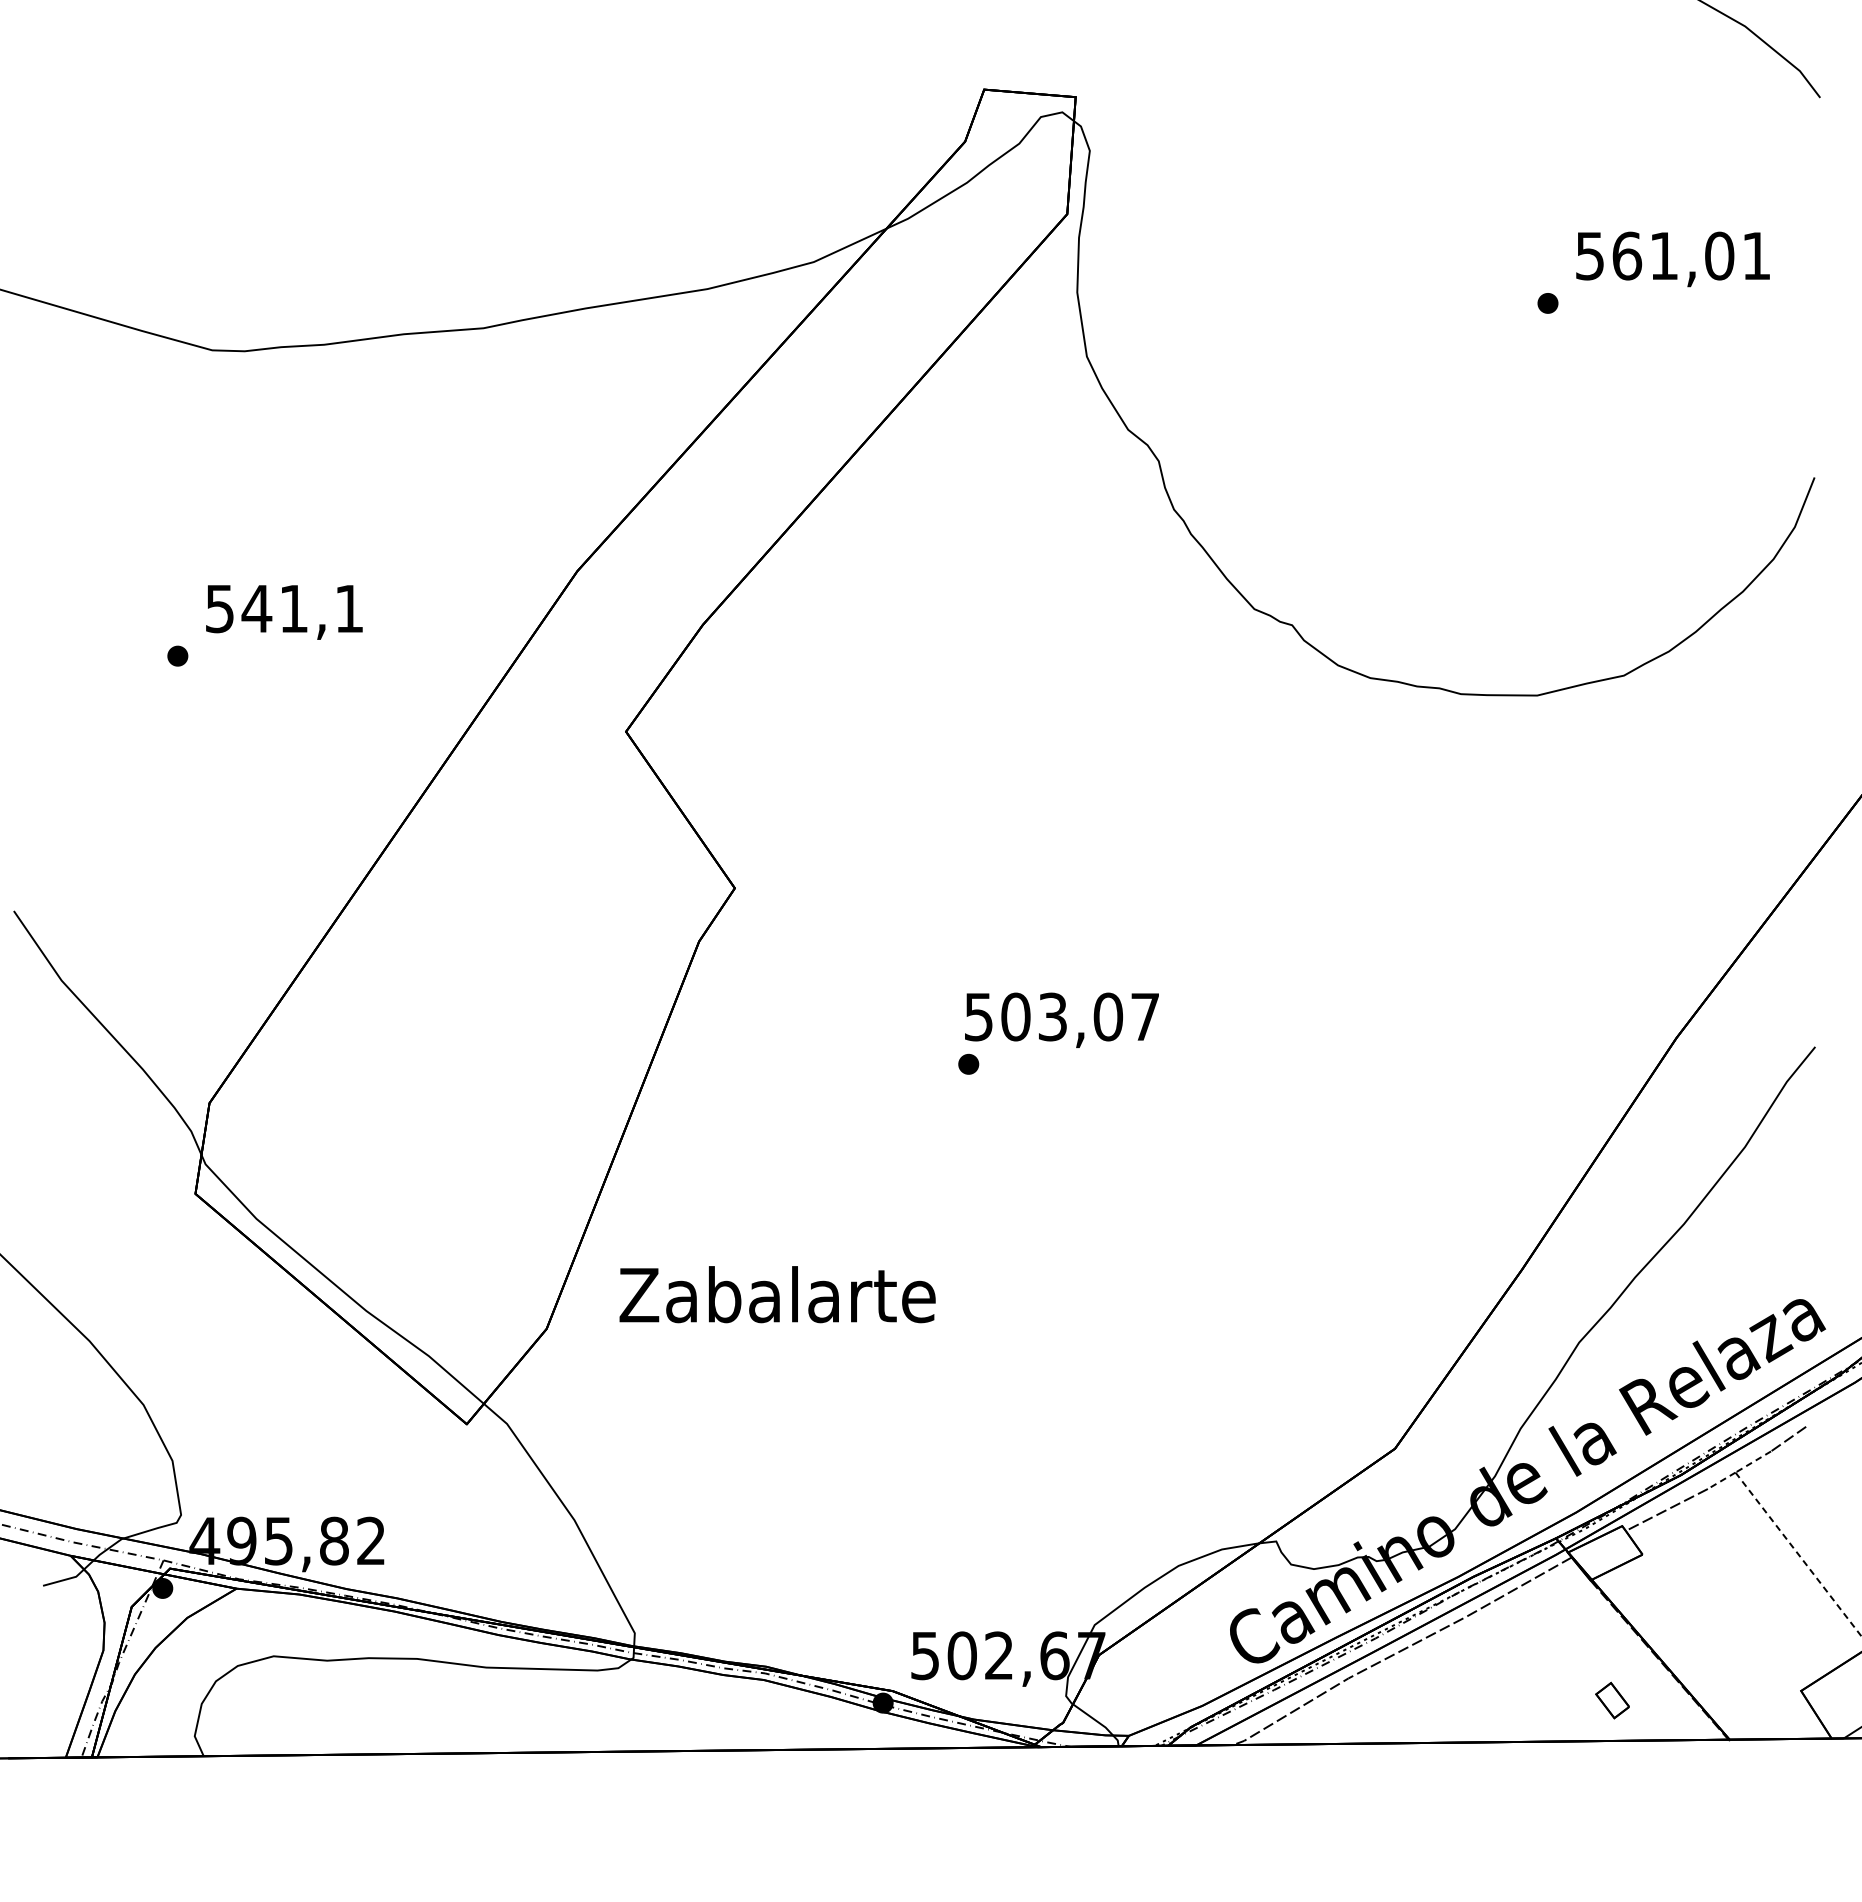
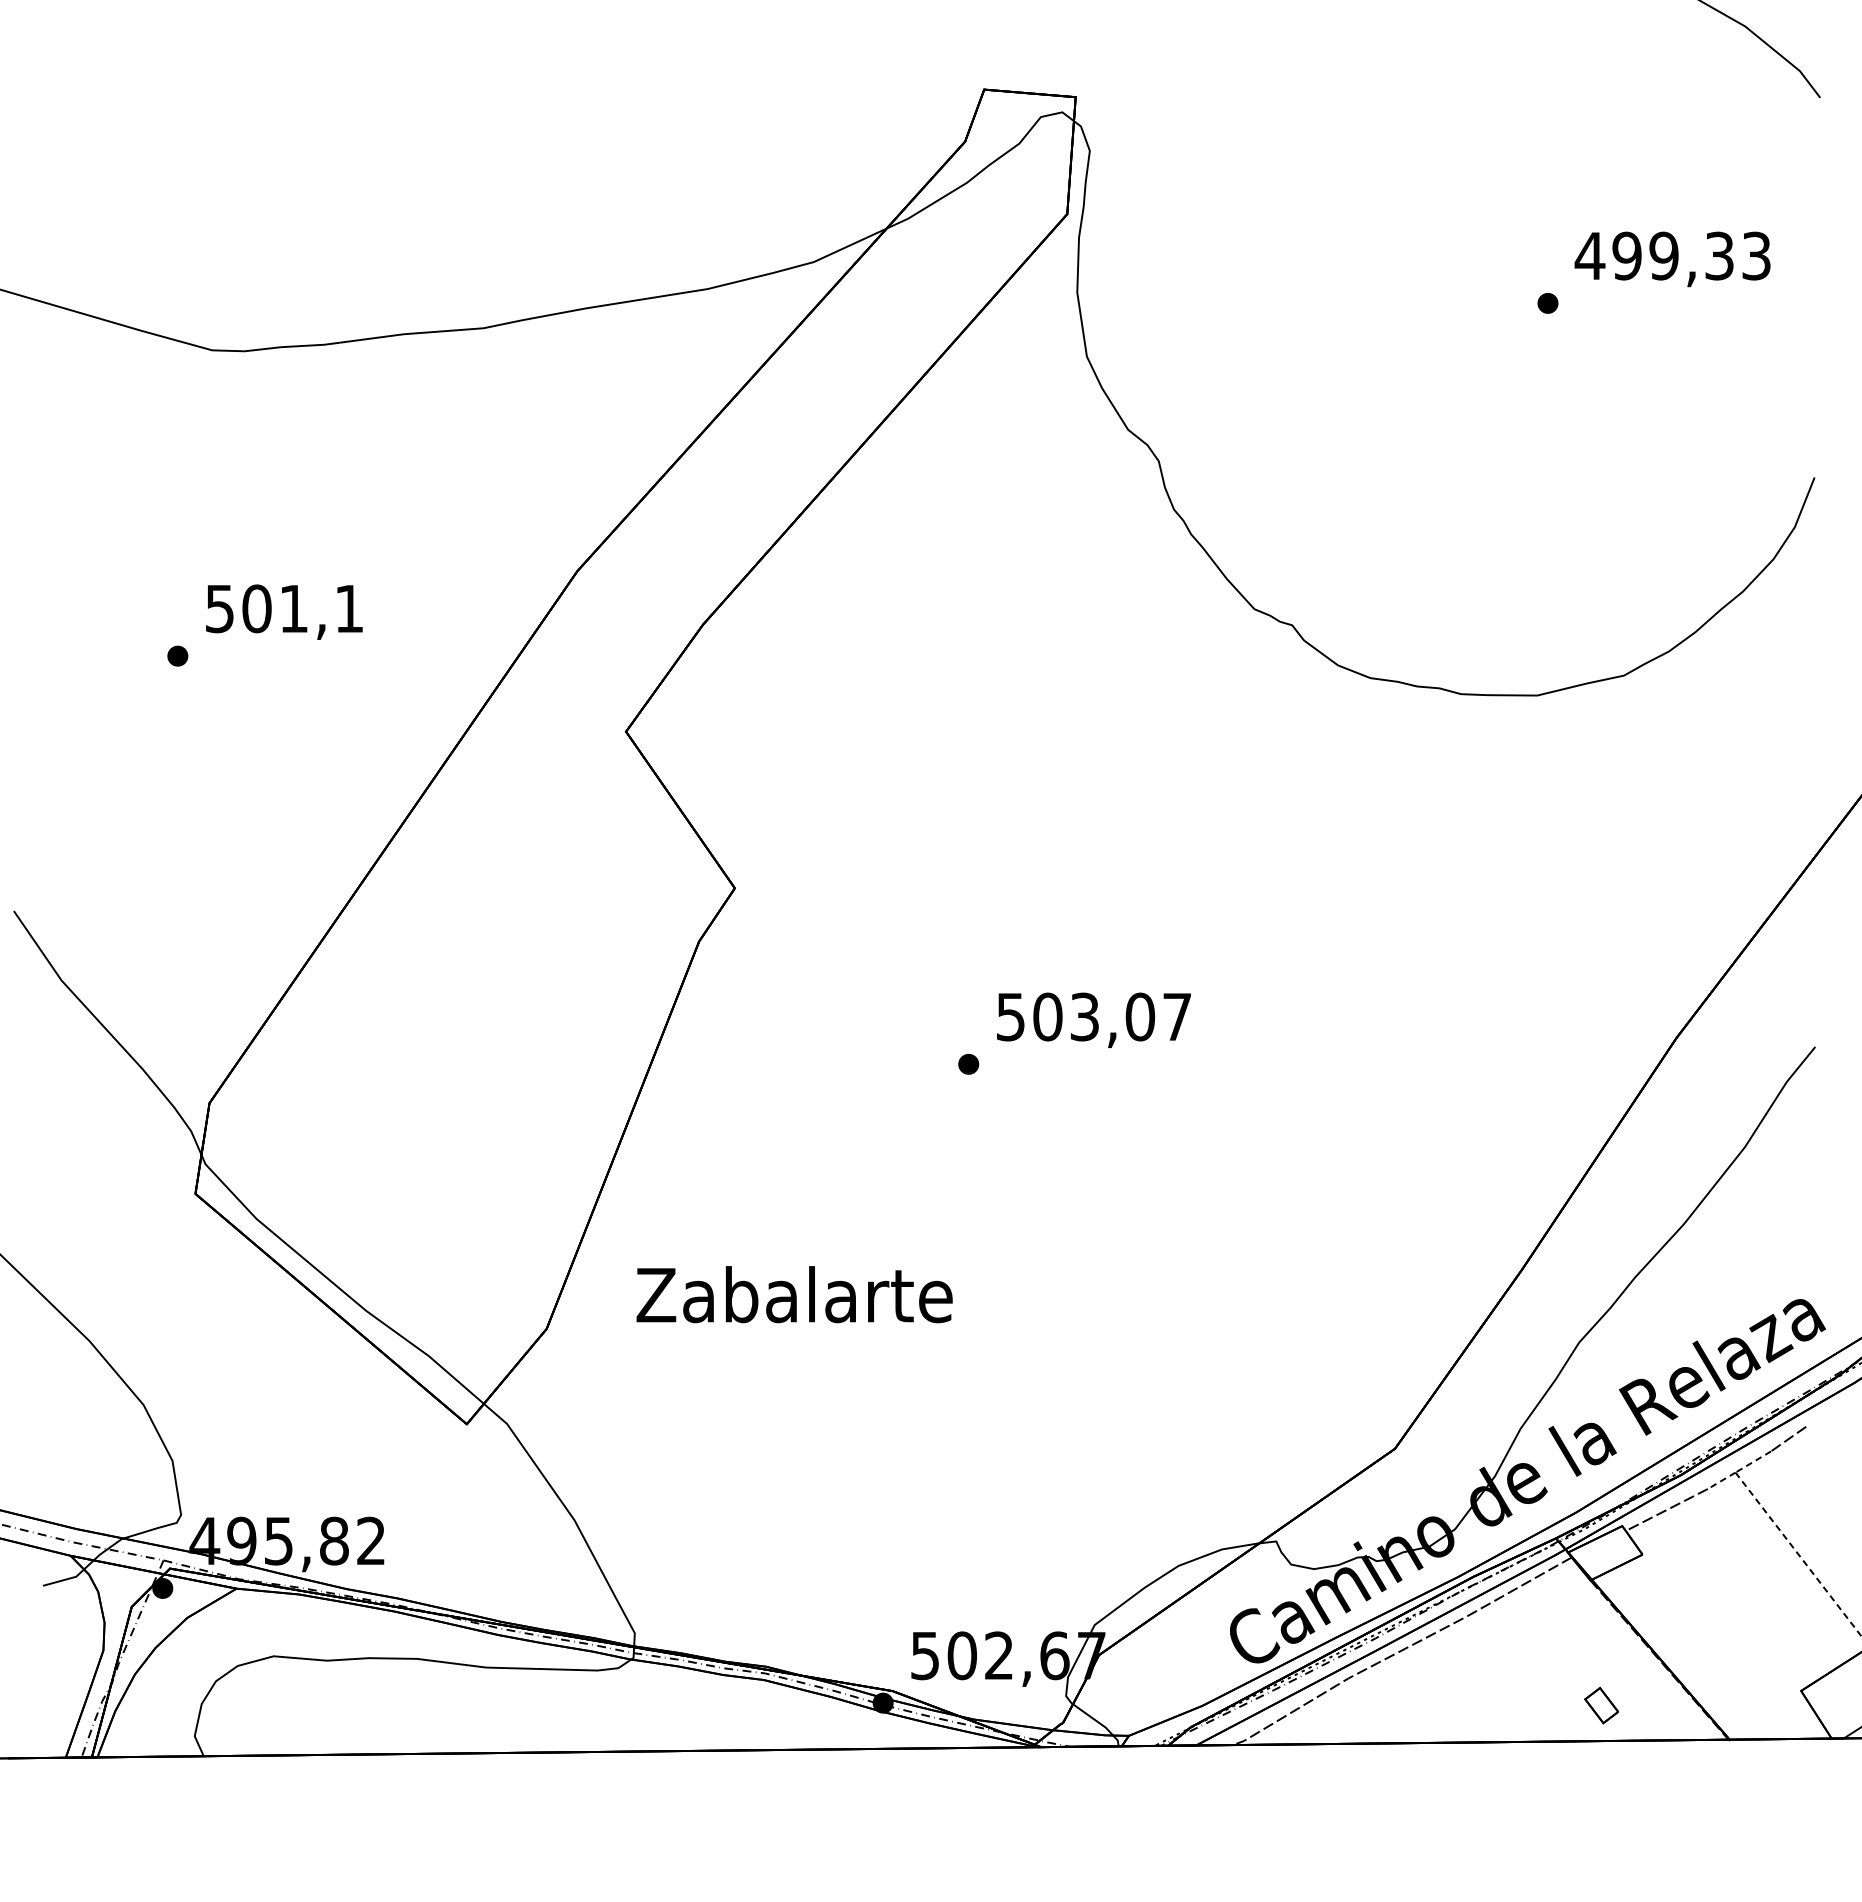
text: 561,01 -> 499,33 (1672, 255)
text: 541,1 -> 501,1 (256, 608)
text position: (1061, 1019) -> (1093, 1019) (1093, 1019)
text position: (777, 1294) -> (794, 1294) (794, 1294)
part position: (1612, 1700) -> (1601, 1705) (1601, 1705)
